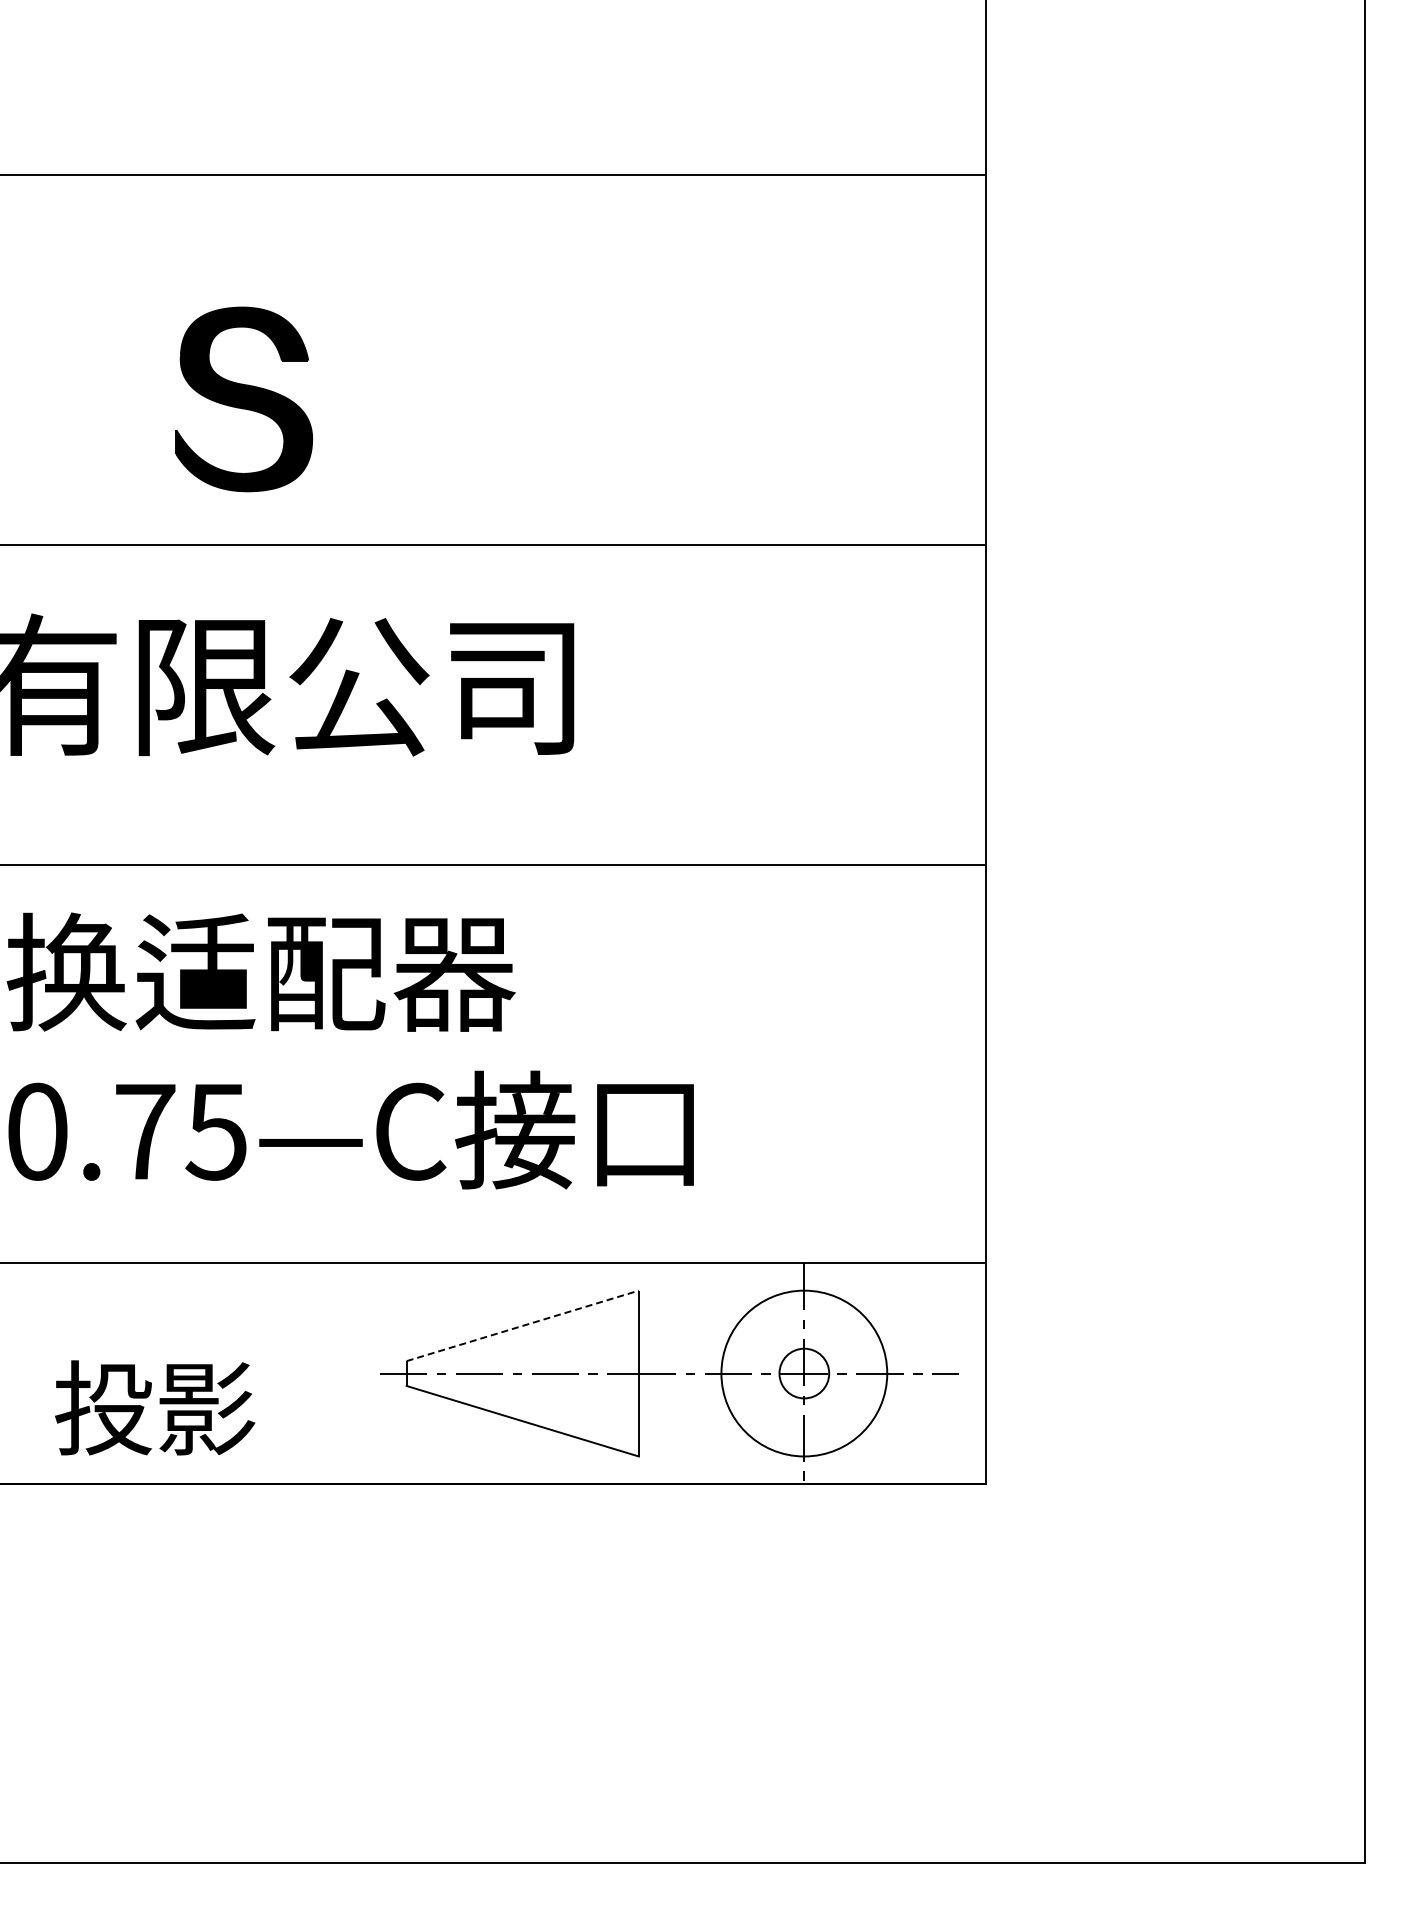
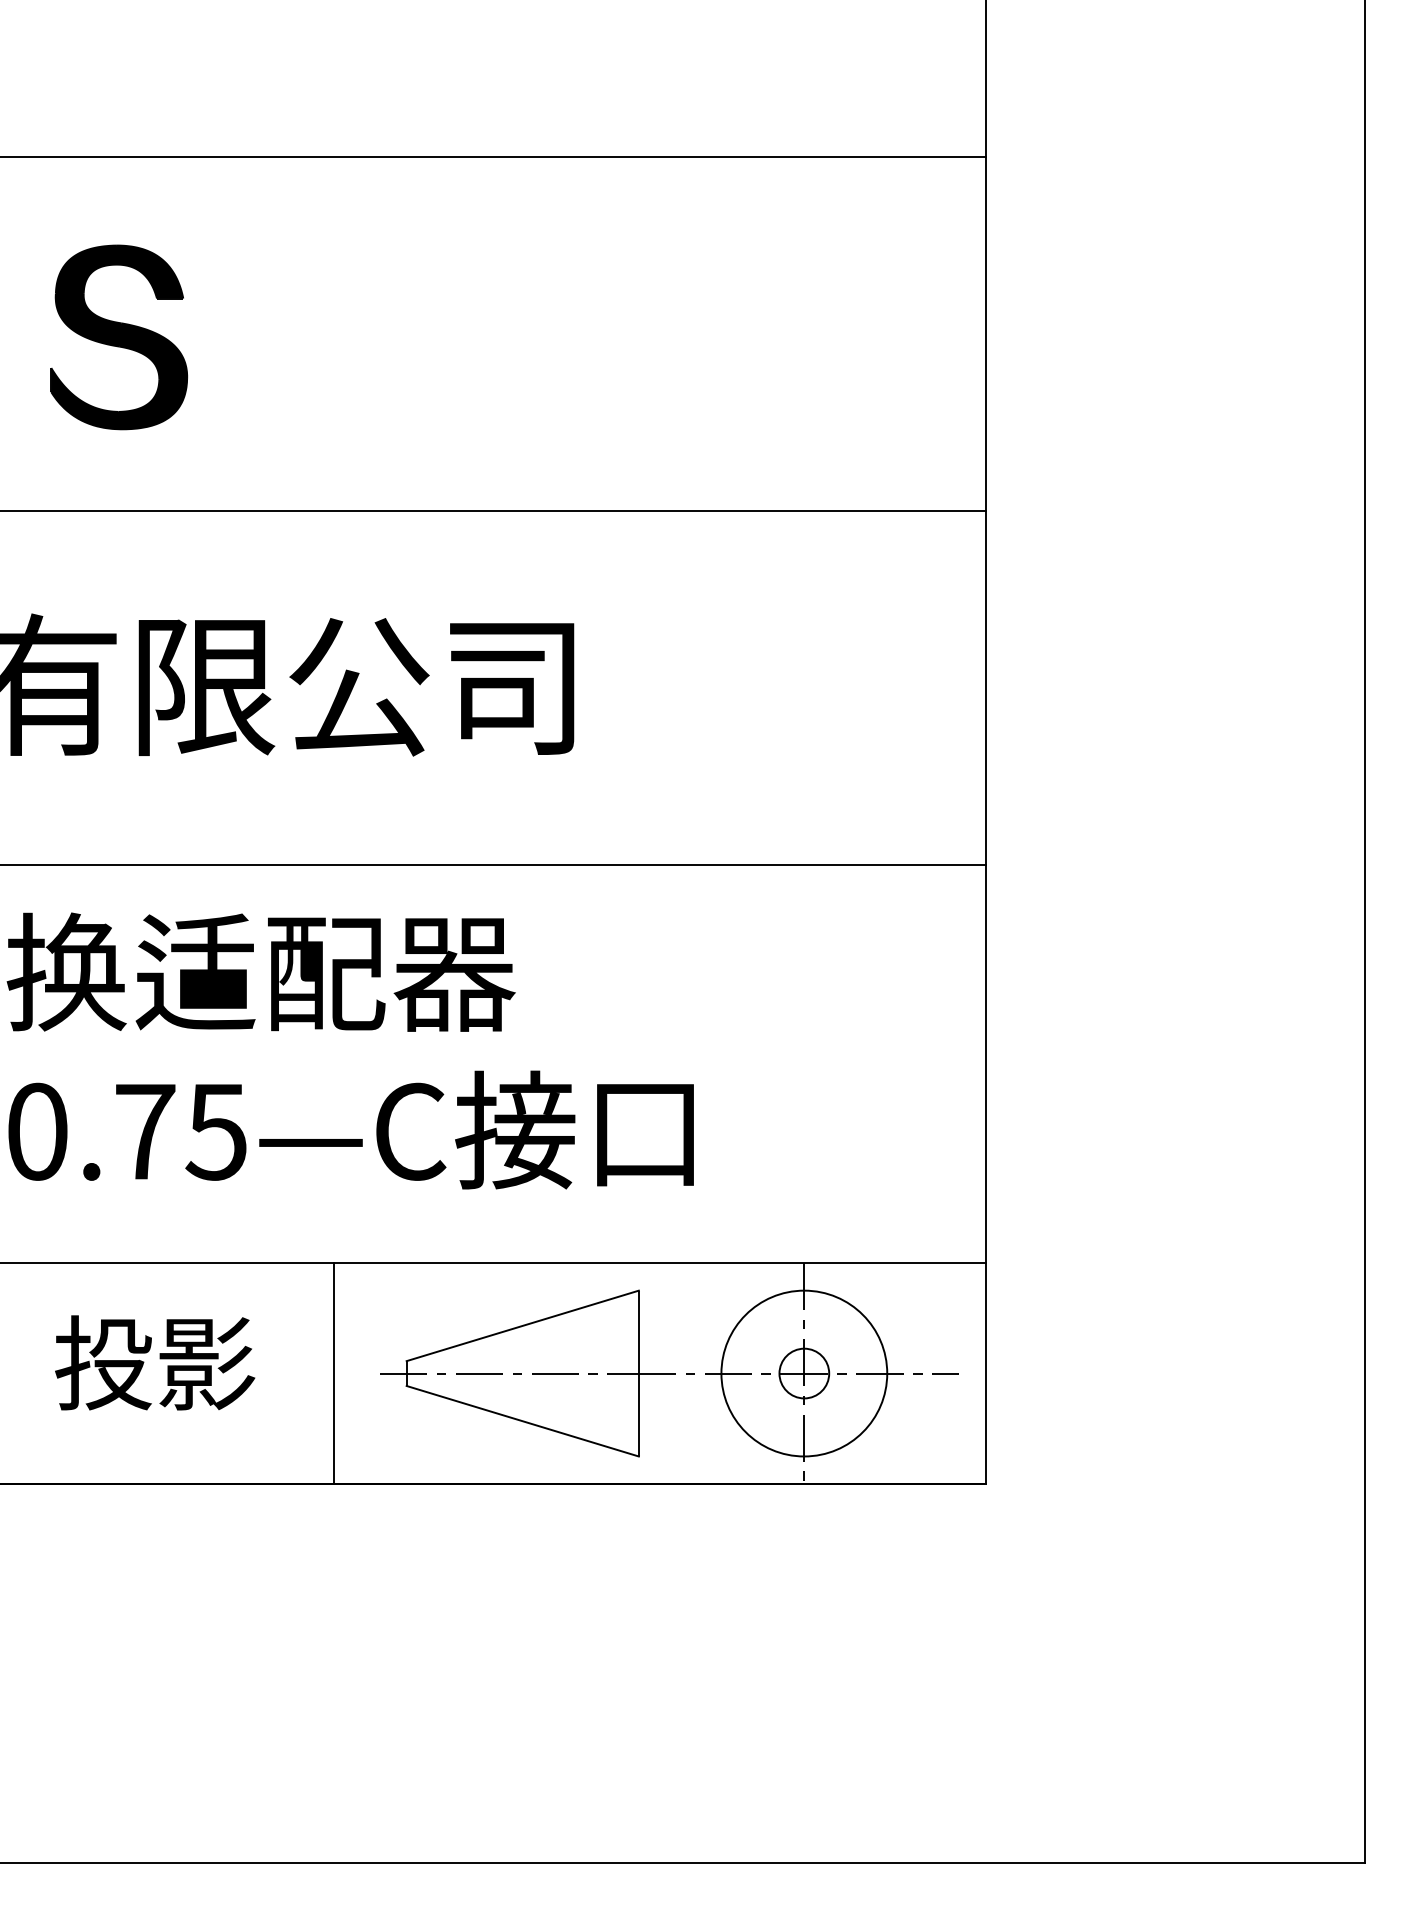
line position: (493, 175) -> (493, 157) (493, 157)
part position: (243, 399) -> (118, 337) (118, 337)
line position: (493, 545) -> (493, 511) (493, 511)
line: dashed -> solid (523, 1325)
line: none -> present (334, 1373)
text position: (155, 1407) -> (155, 1362) (155, 1362)
